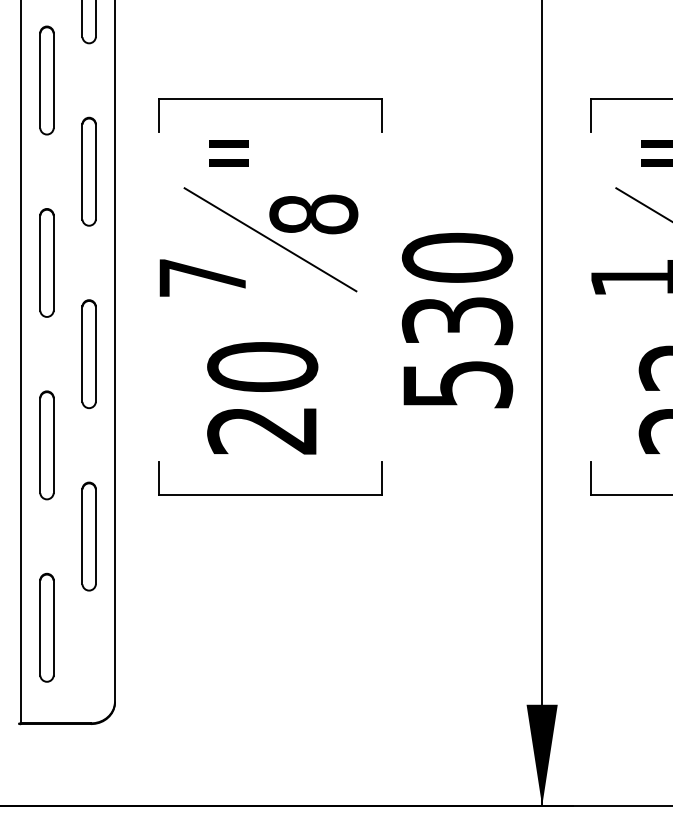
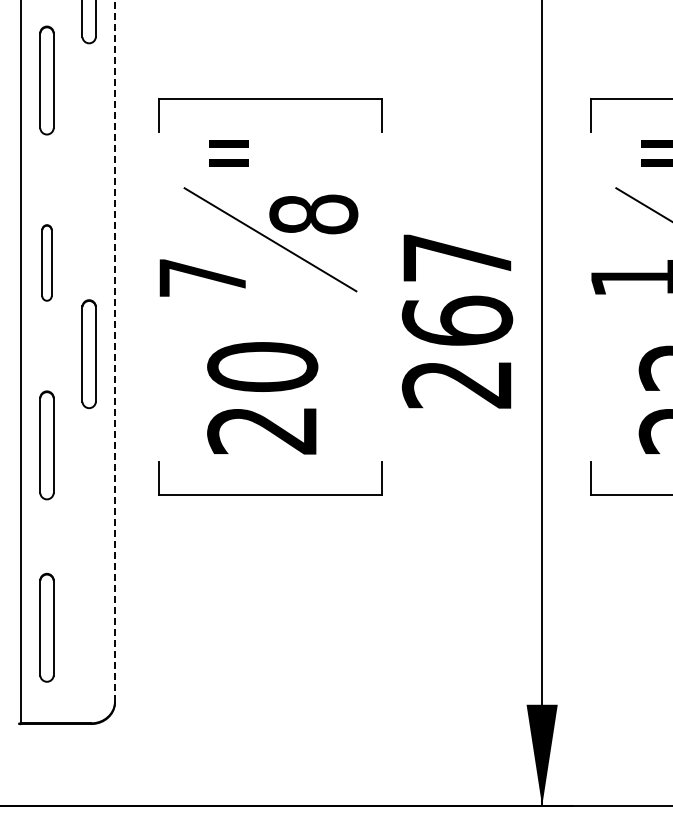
part: present -> none (88, 171)
part size: 16x110 px -> 12x78 px (46, 262)
text: 530 -> 267 (457, 320)
line: solid -> dashed (115, 350)
part: present -> none (88, 536)
